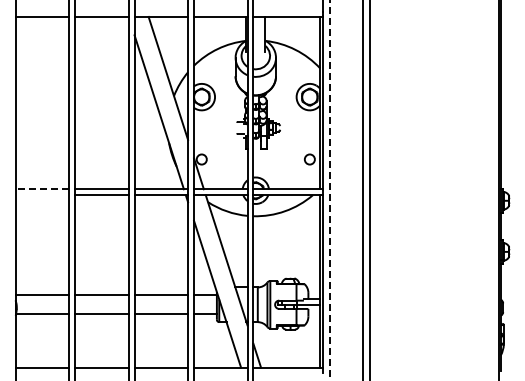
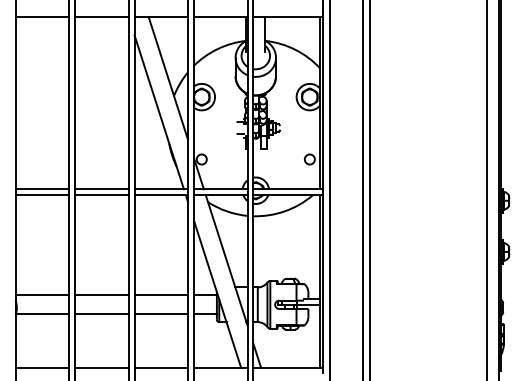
line: dashed -> solid (42, 189)
line: none -> present (486, 189)
line: dashed -> solid (329, 190)
line: none -> present (42, 195)
